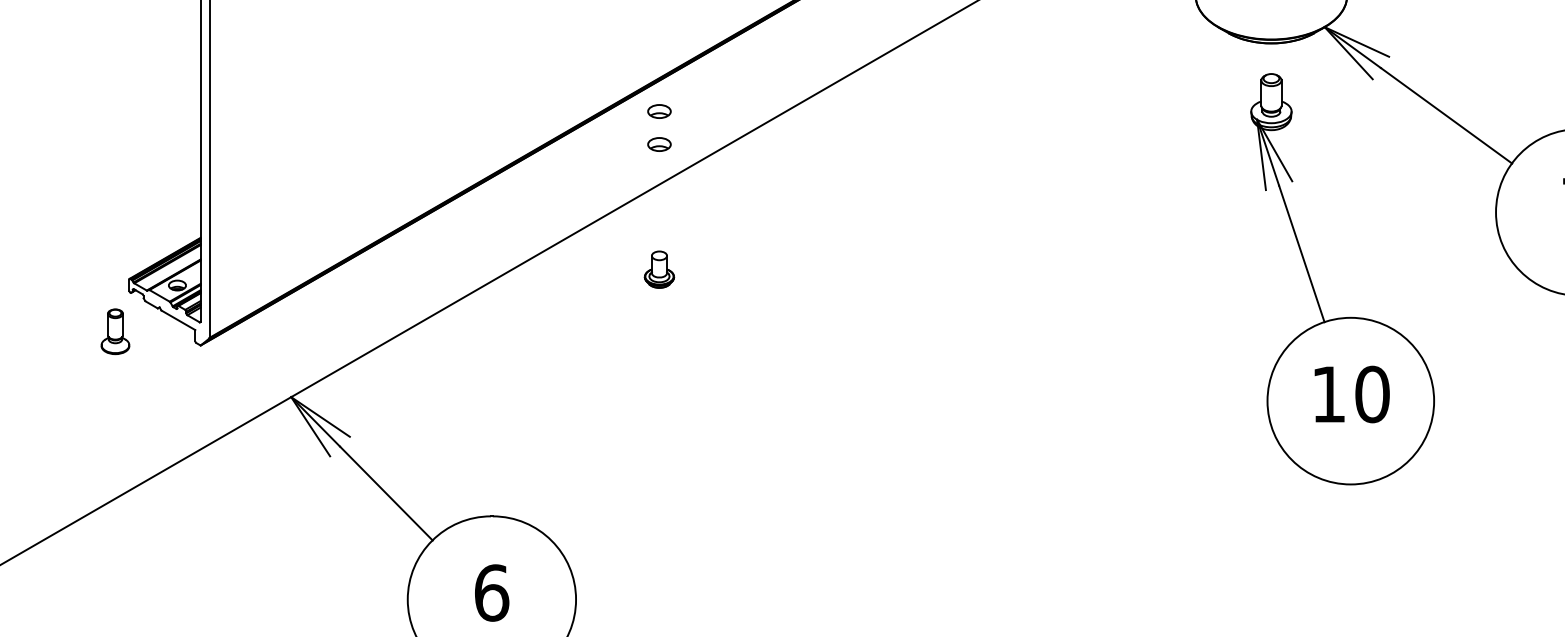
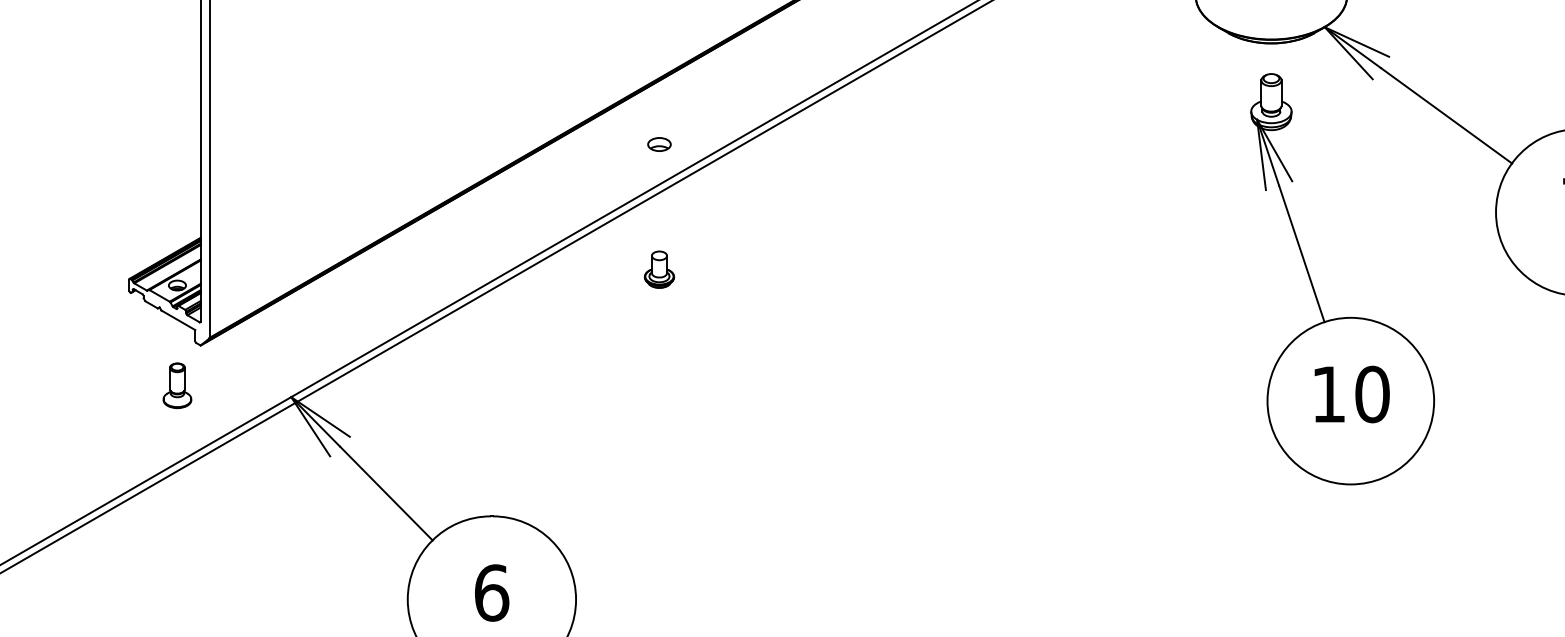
part: present -> none (659, 111)
line: none -> present (495, 287)
part position: (115, 331) -> (177, 385) (177, 385)
